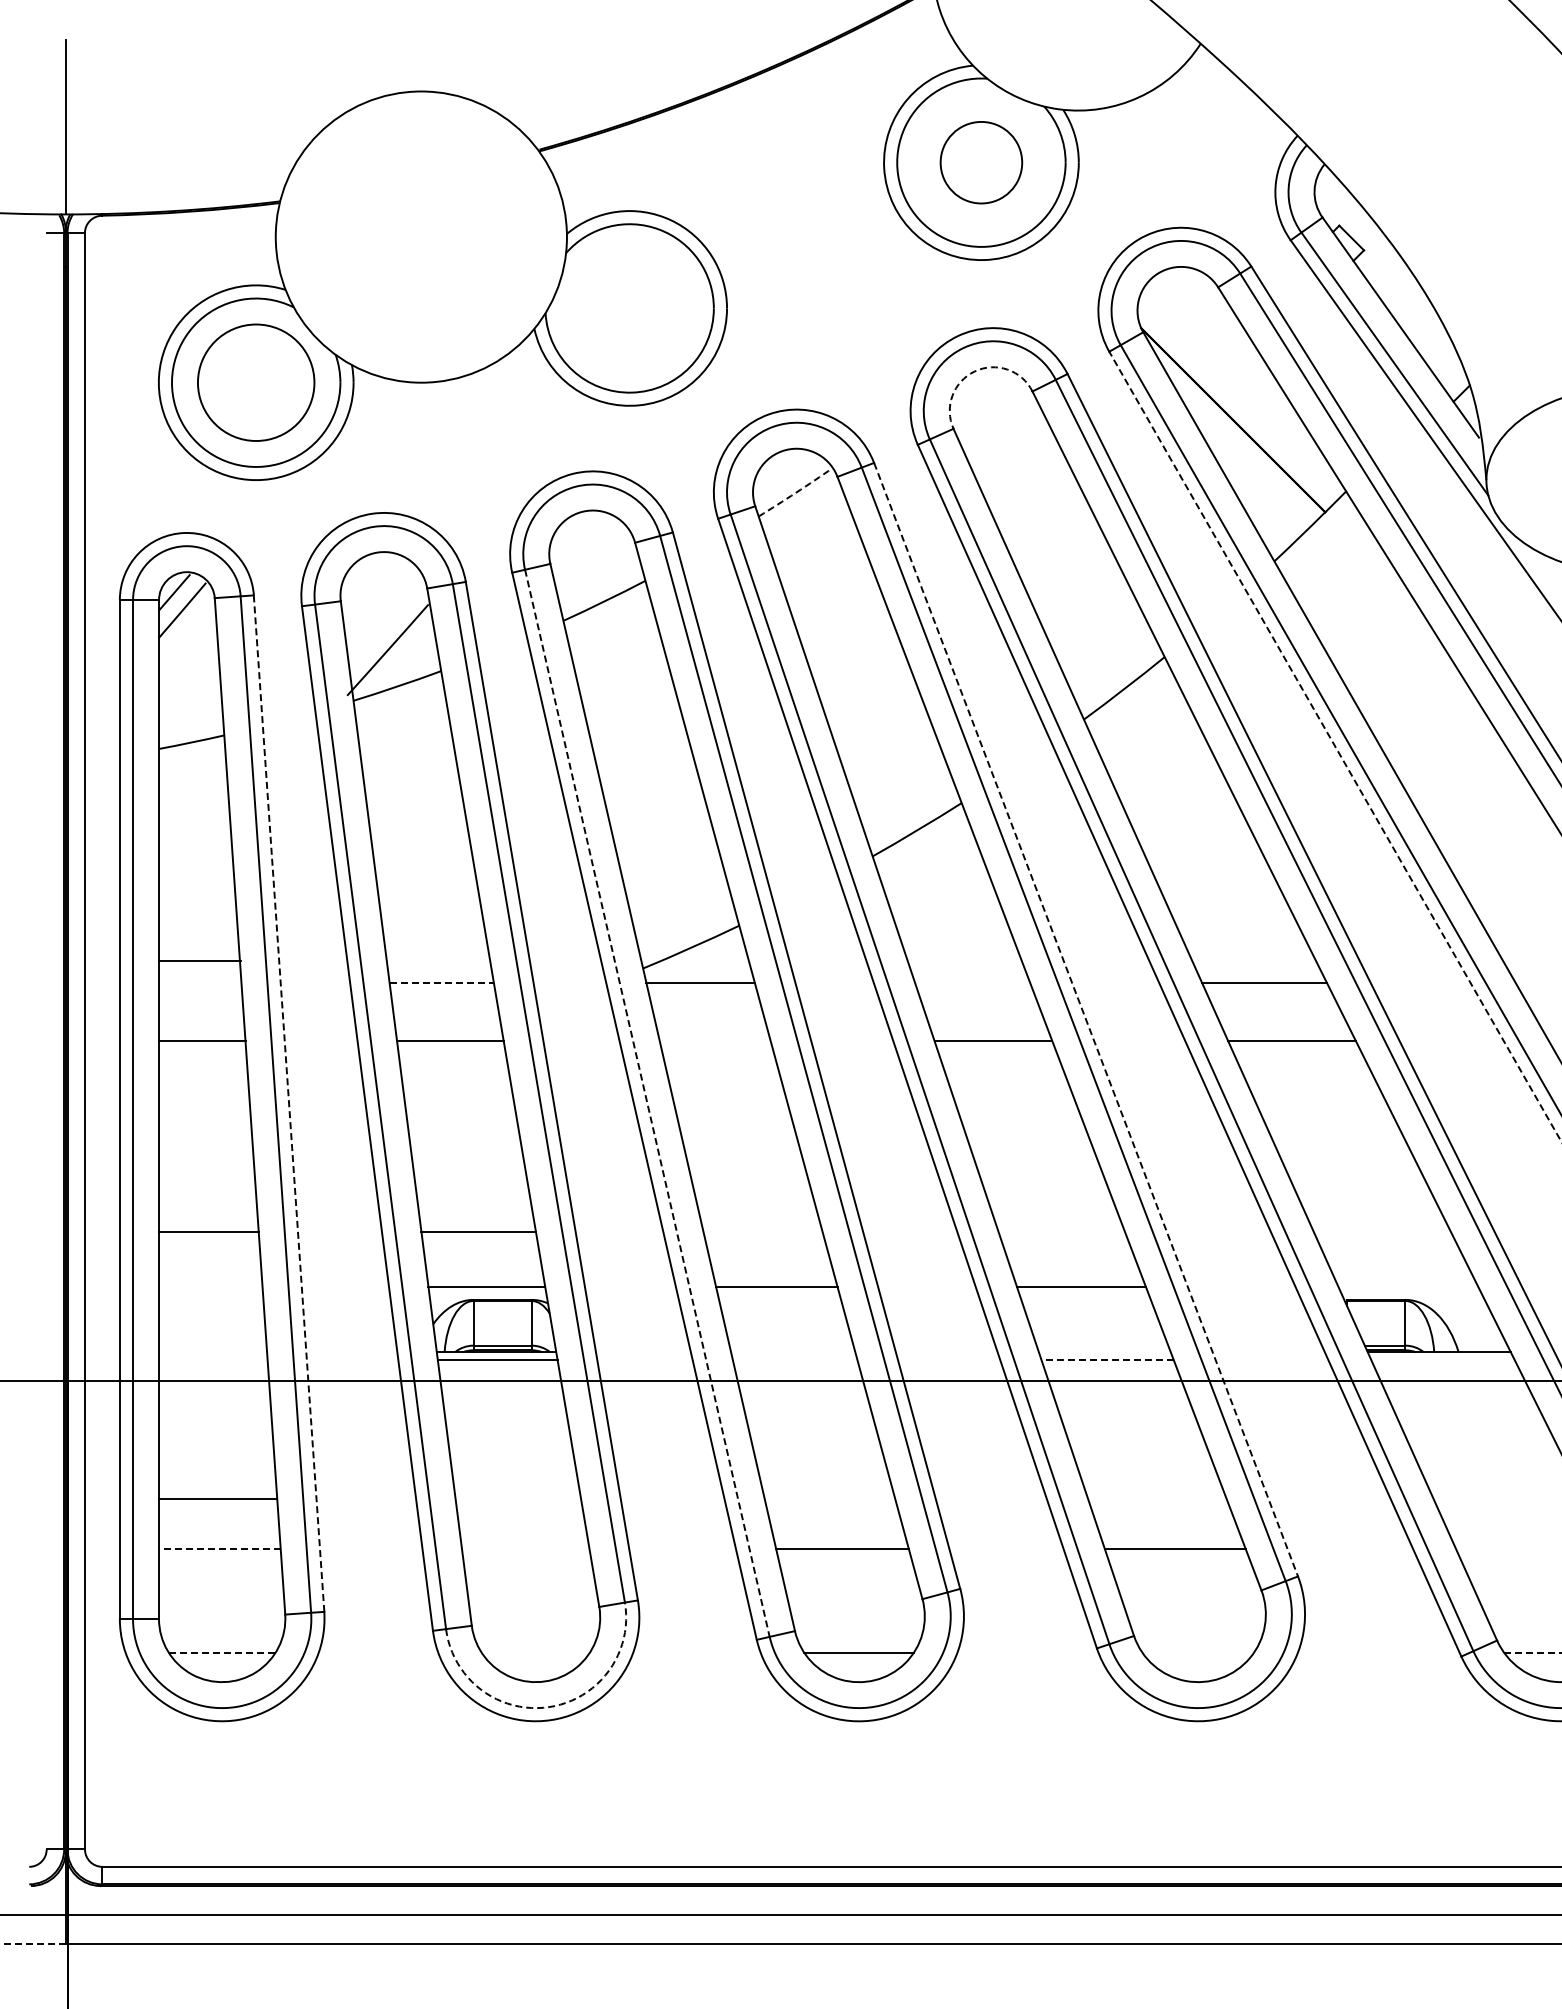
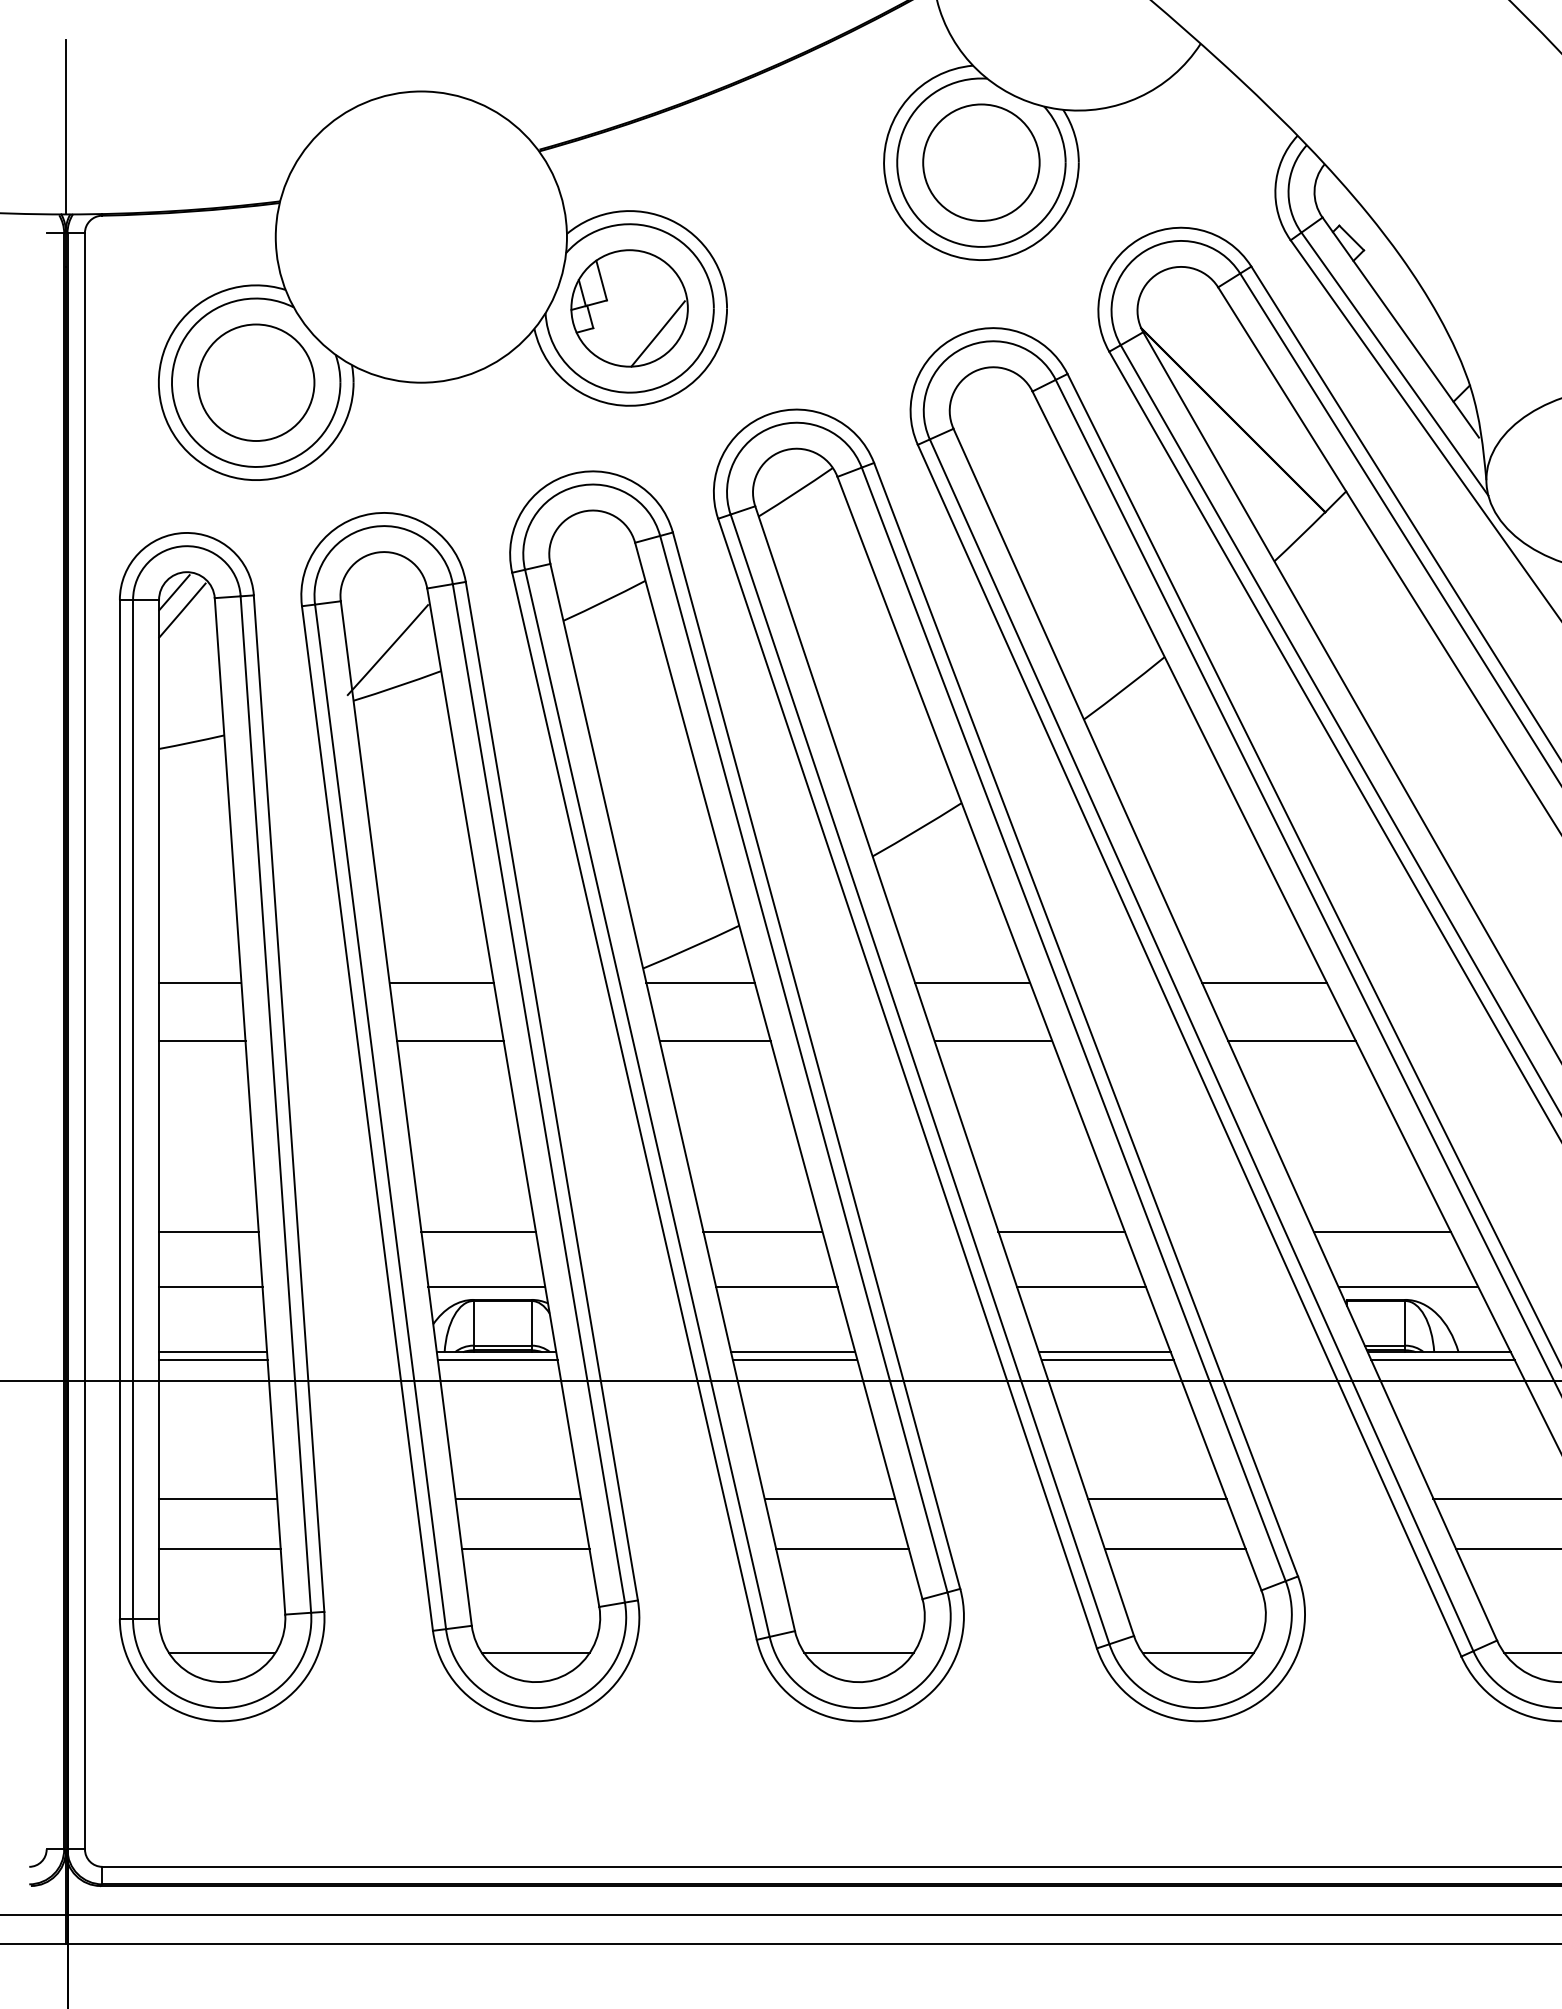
circle diameter: 82 px -> 116 px (981, 162)
part: none -> present (629, 308)
arc: dashed -> solid (974, 371)
arc: dashed -> solid (796, 492)
line: dashed -> solid (1335, 746)
line position: (200, 961) -> (200, 983) (200, 983)
line: dashed -> solid (442, 983)
line: none -> present (972, 983)
line: dashed -> solid (1086, 1019)
line: none -> present (714, 1041)
line: dashed -> solid (647, 1103)
line: dashed -> solid (289, 1104)
line: none -> present (762, 1231)
line: none -> present (1061, 1231)
line: none -> present (1381, 1231)
line: none -> present (210, 1287)
line: none -> present (1408, 1287)
line: none -> present (213, 1352)
line: none -> present (793, 1352)
line: none -> present (1104, 1352)
line: none -> present (213, 1360)
line: none -> present (794, 1360)
line: dashed -> solid (1107, 1360)
line: none -> present (1442, 1360)
line: none -> present (518, 1498)
line: none -> present (829, 1498)
line: none -> present (1156, 1498)
line: none -> present (1495, 1498)
line: dashed -> solid (219, 1549)
line: none -> present (525, 1549)
line: none -> present (1507, 1549)
line: dashed -> solid (222, 1653)
line: none -> present (535, 1653)
line: none -> present (1197, 1653)
line: dashed -> solid (1533, 1653)
arc: dashed -> solid (549, 1707)
line: dashed -> solid (32, 1944)
